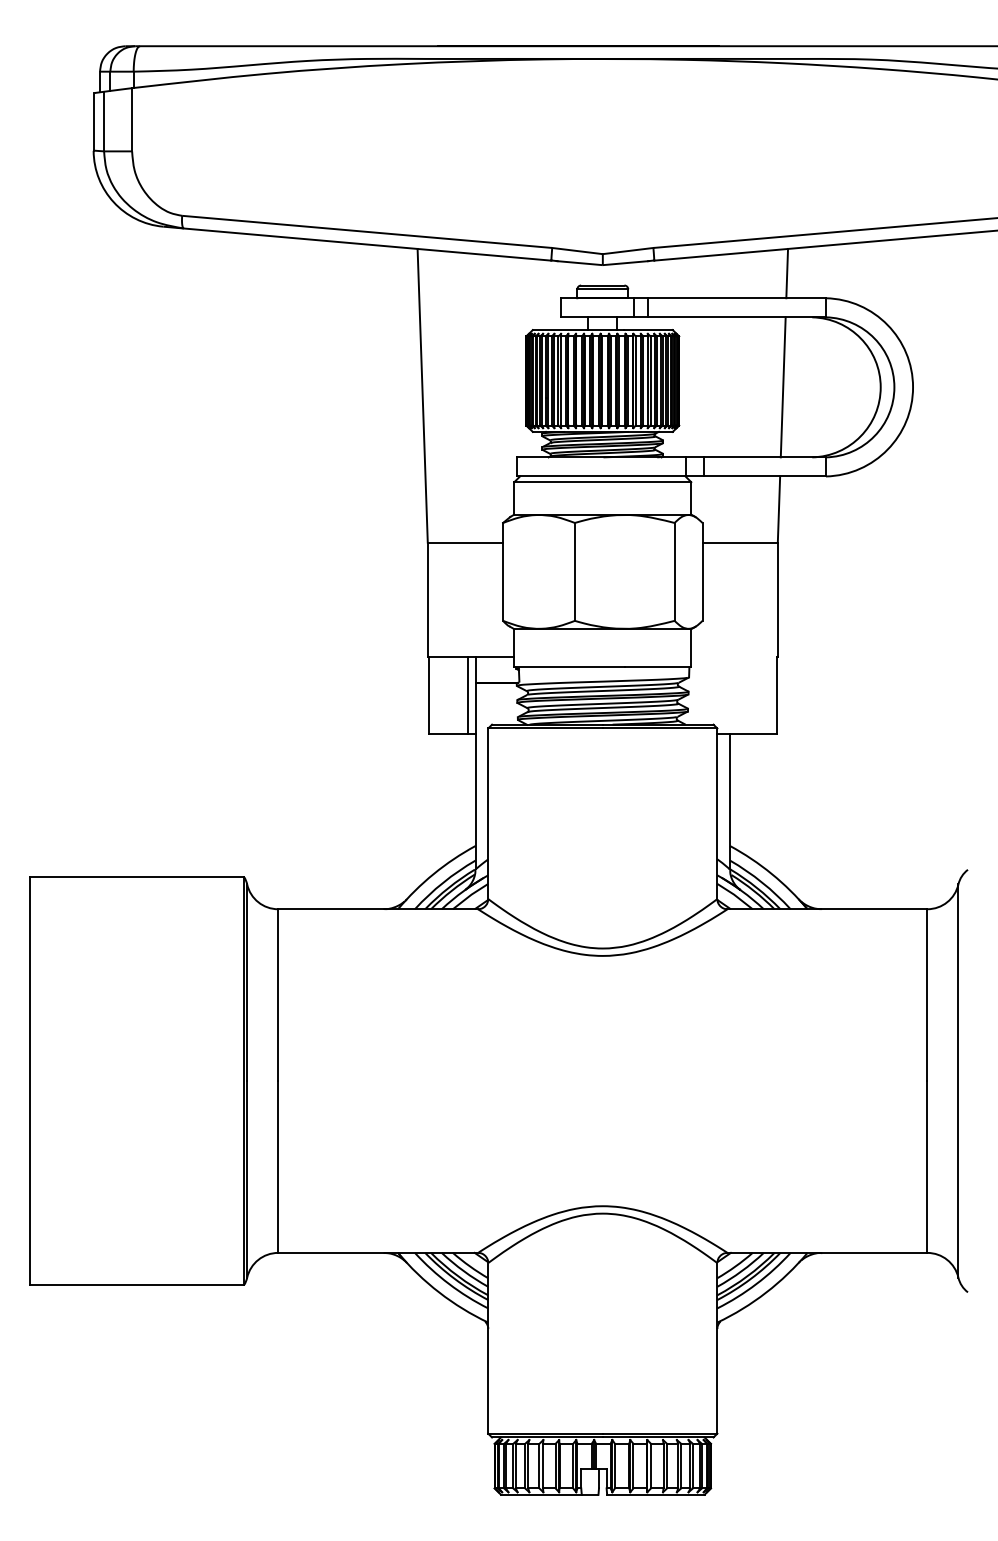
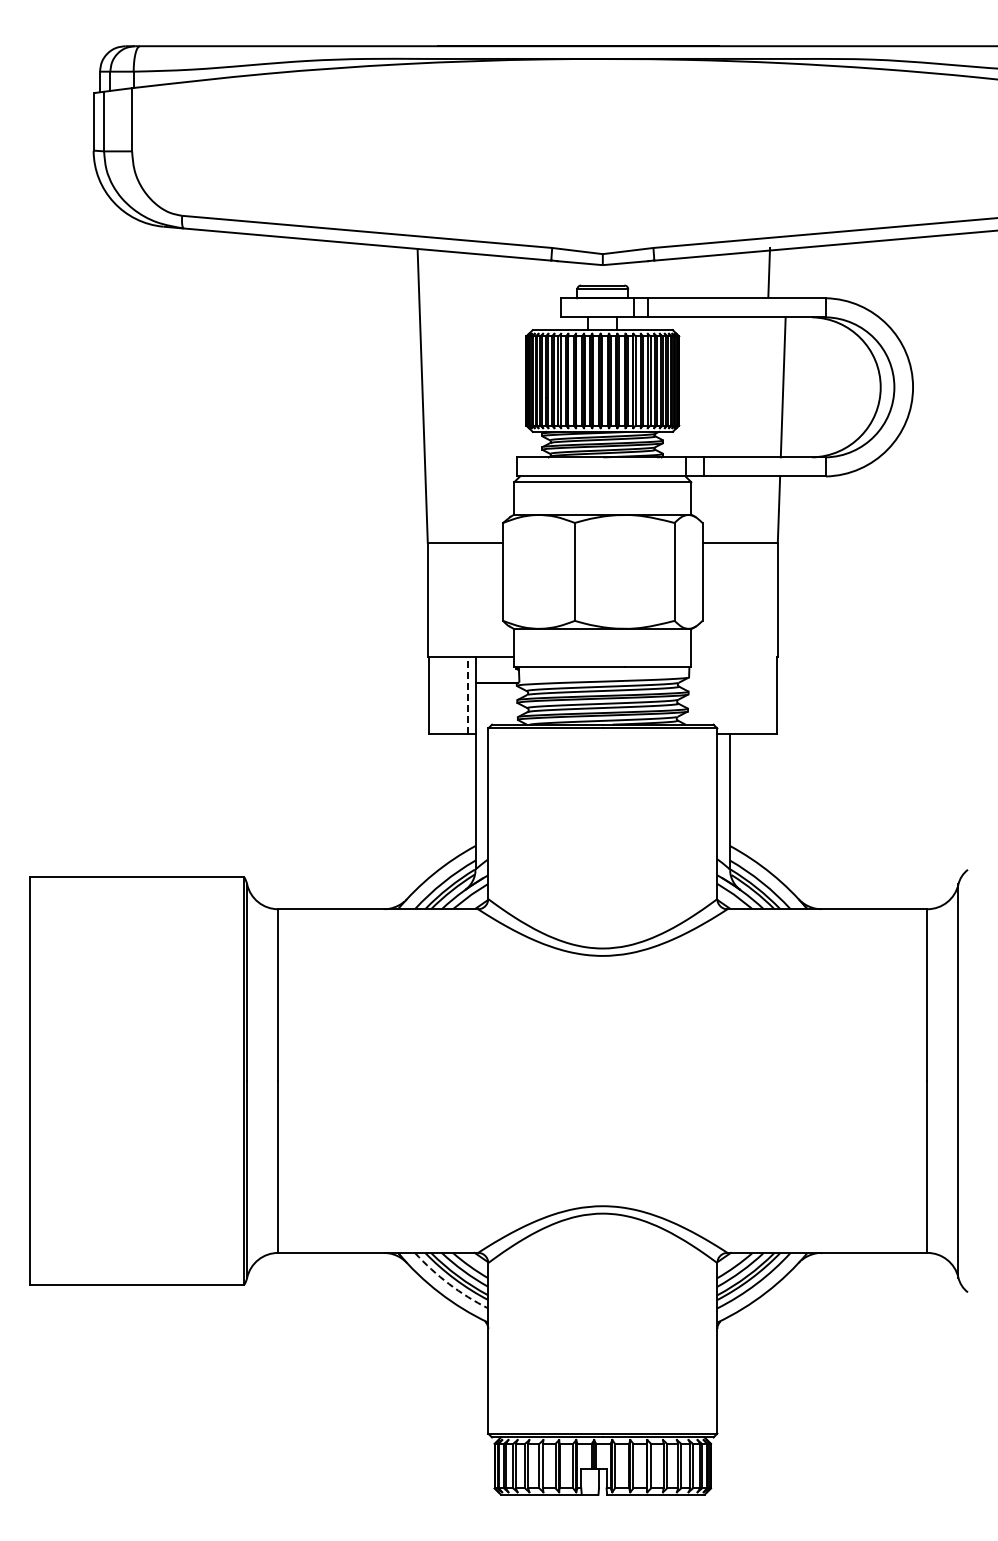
line position: (787, 273) -> (769, 272) (769, 272)
line: solid -> dashed (467, 694)
arc: solid -> dashed (449, 1284)
